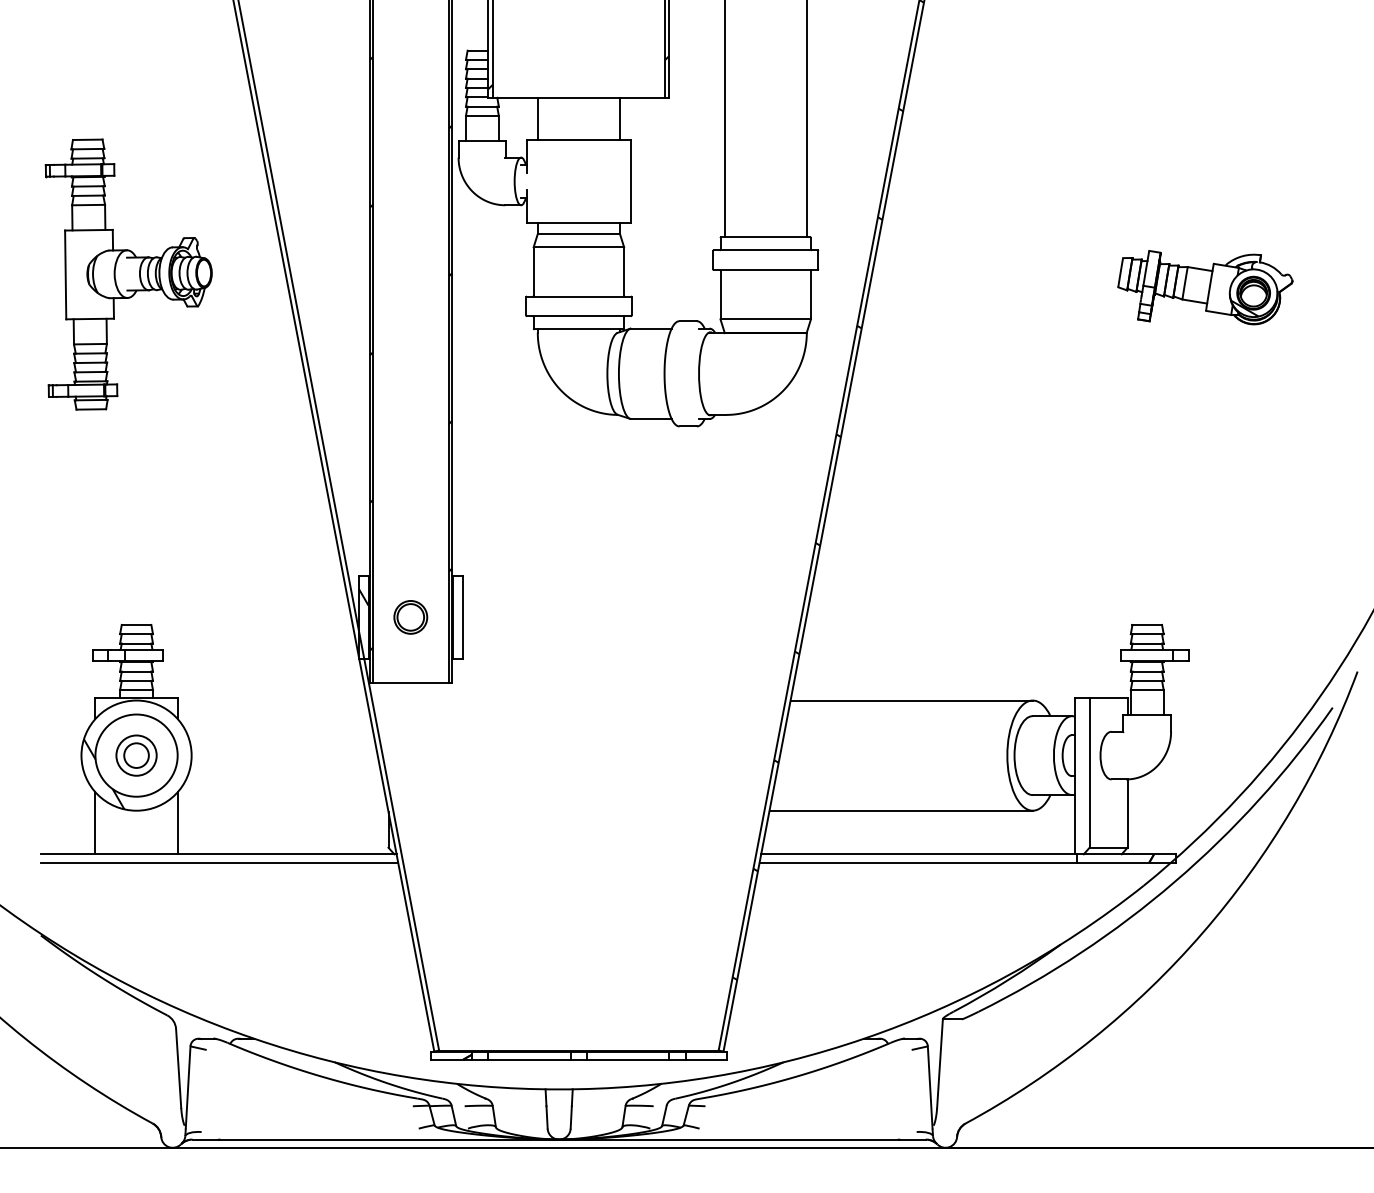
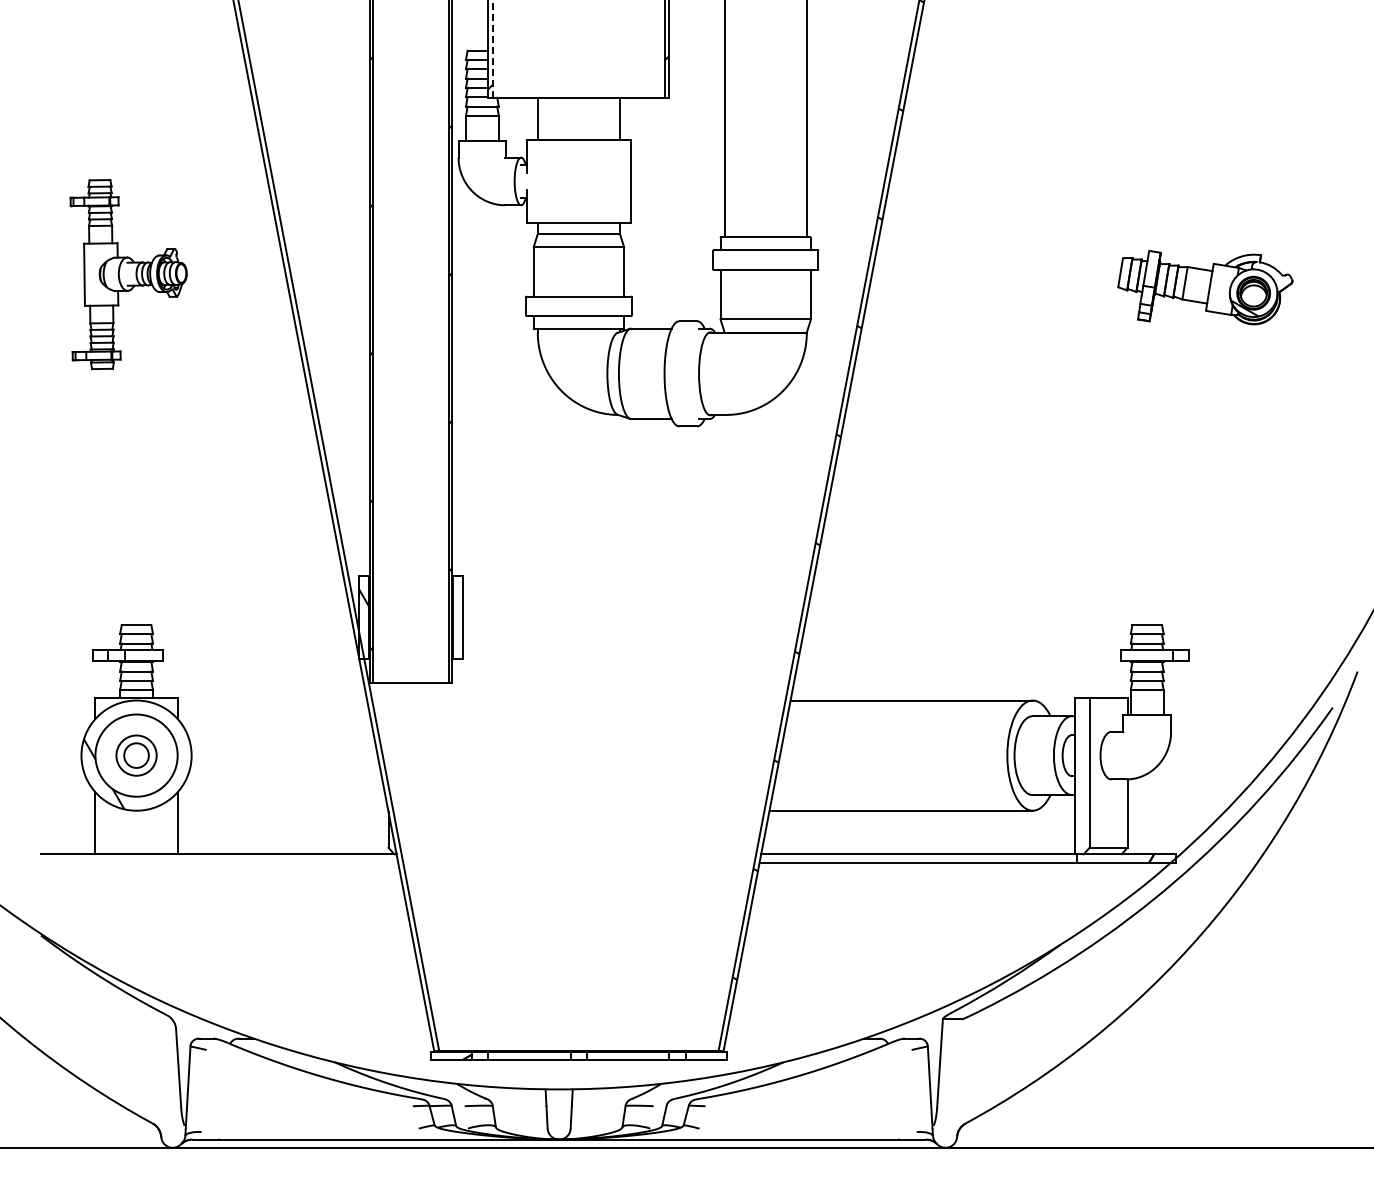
line: solid -> dashed (492, 48)
part size: 169x273 px -> 119x192 px (128, 274)
part: present -> none (410, 617)
line: present -> none (219, 862)
